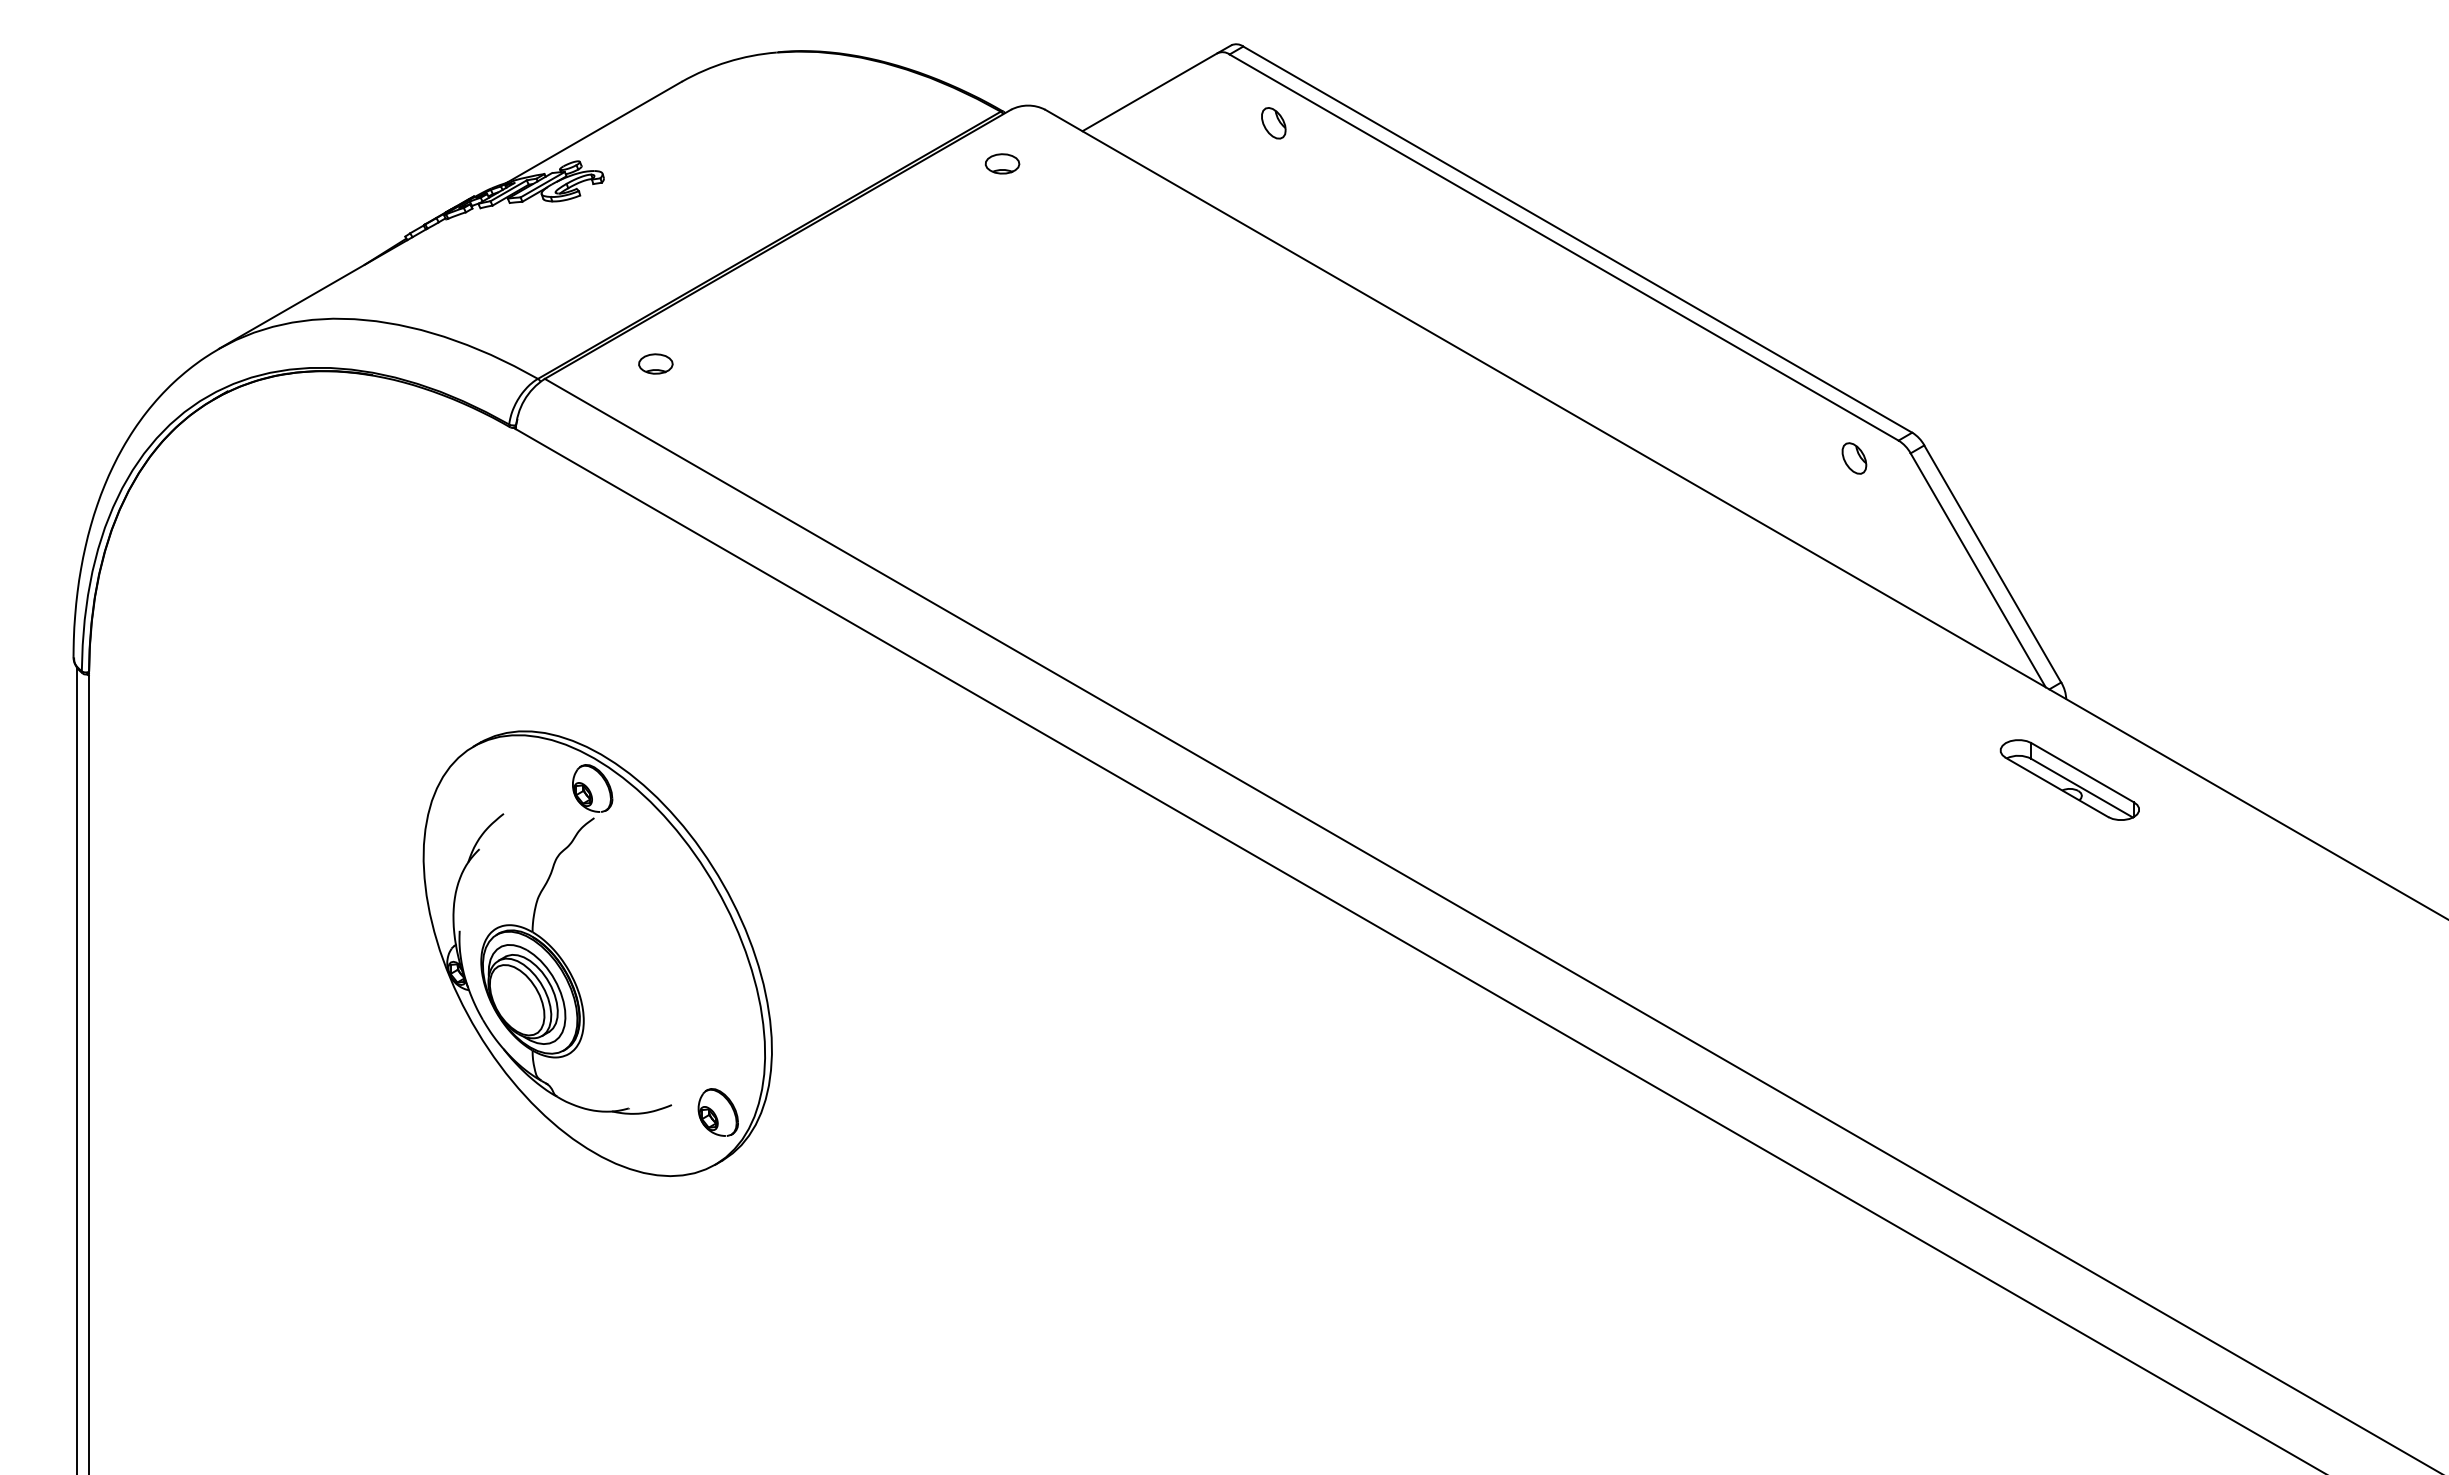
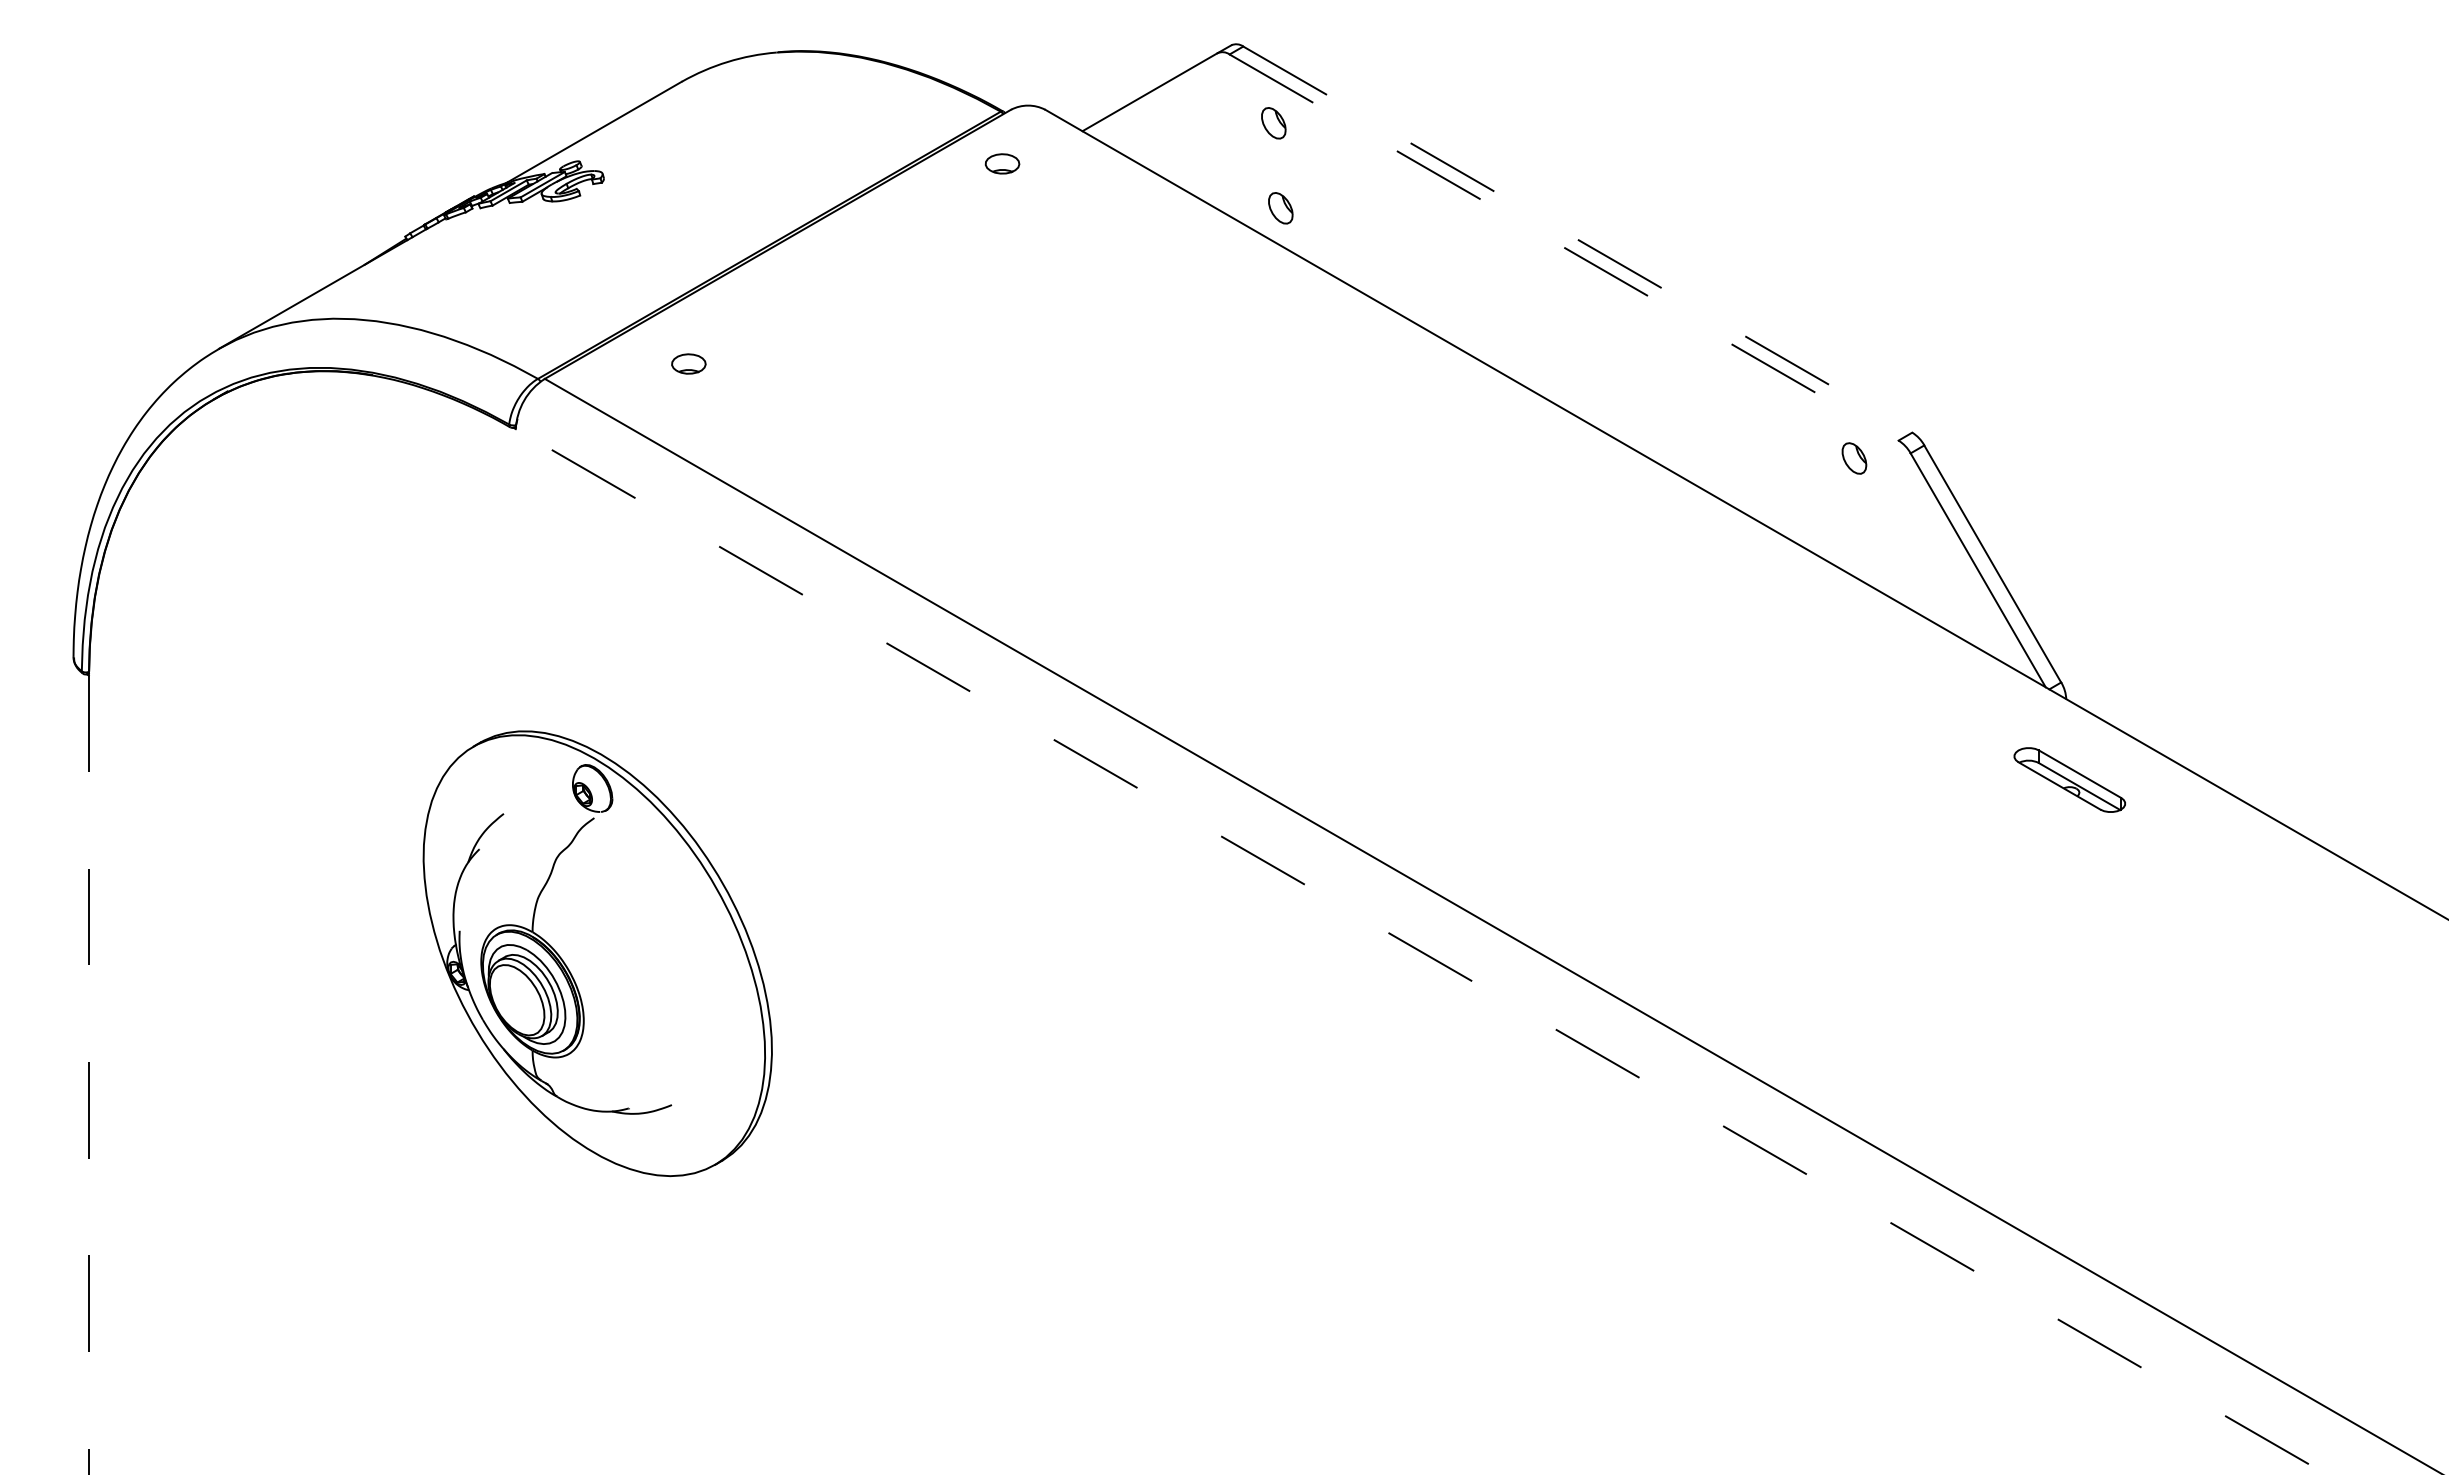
part: none -> present (1280, 208)
line: solid -> dashed (1578, 239)
line: solid -> dashed (1564, 247)
part position: (655, 363) -> (688, 363) (688, 363)
part size: 141x82 px -> 113x66 px (2069, 779)
line: solid -> dashed (1421, 951)
line: present -> none (76, 1069)
line: solid -> dashed (88, 1075)
part: present -> none (717, 1112)
